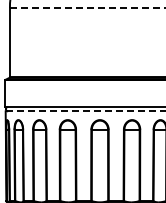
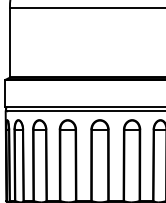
line: dashed -> solid (87, 7)
line: dashed -> solid (85, 111)
